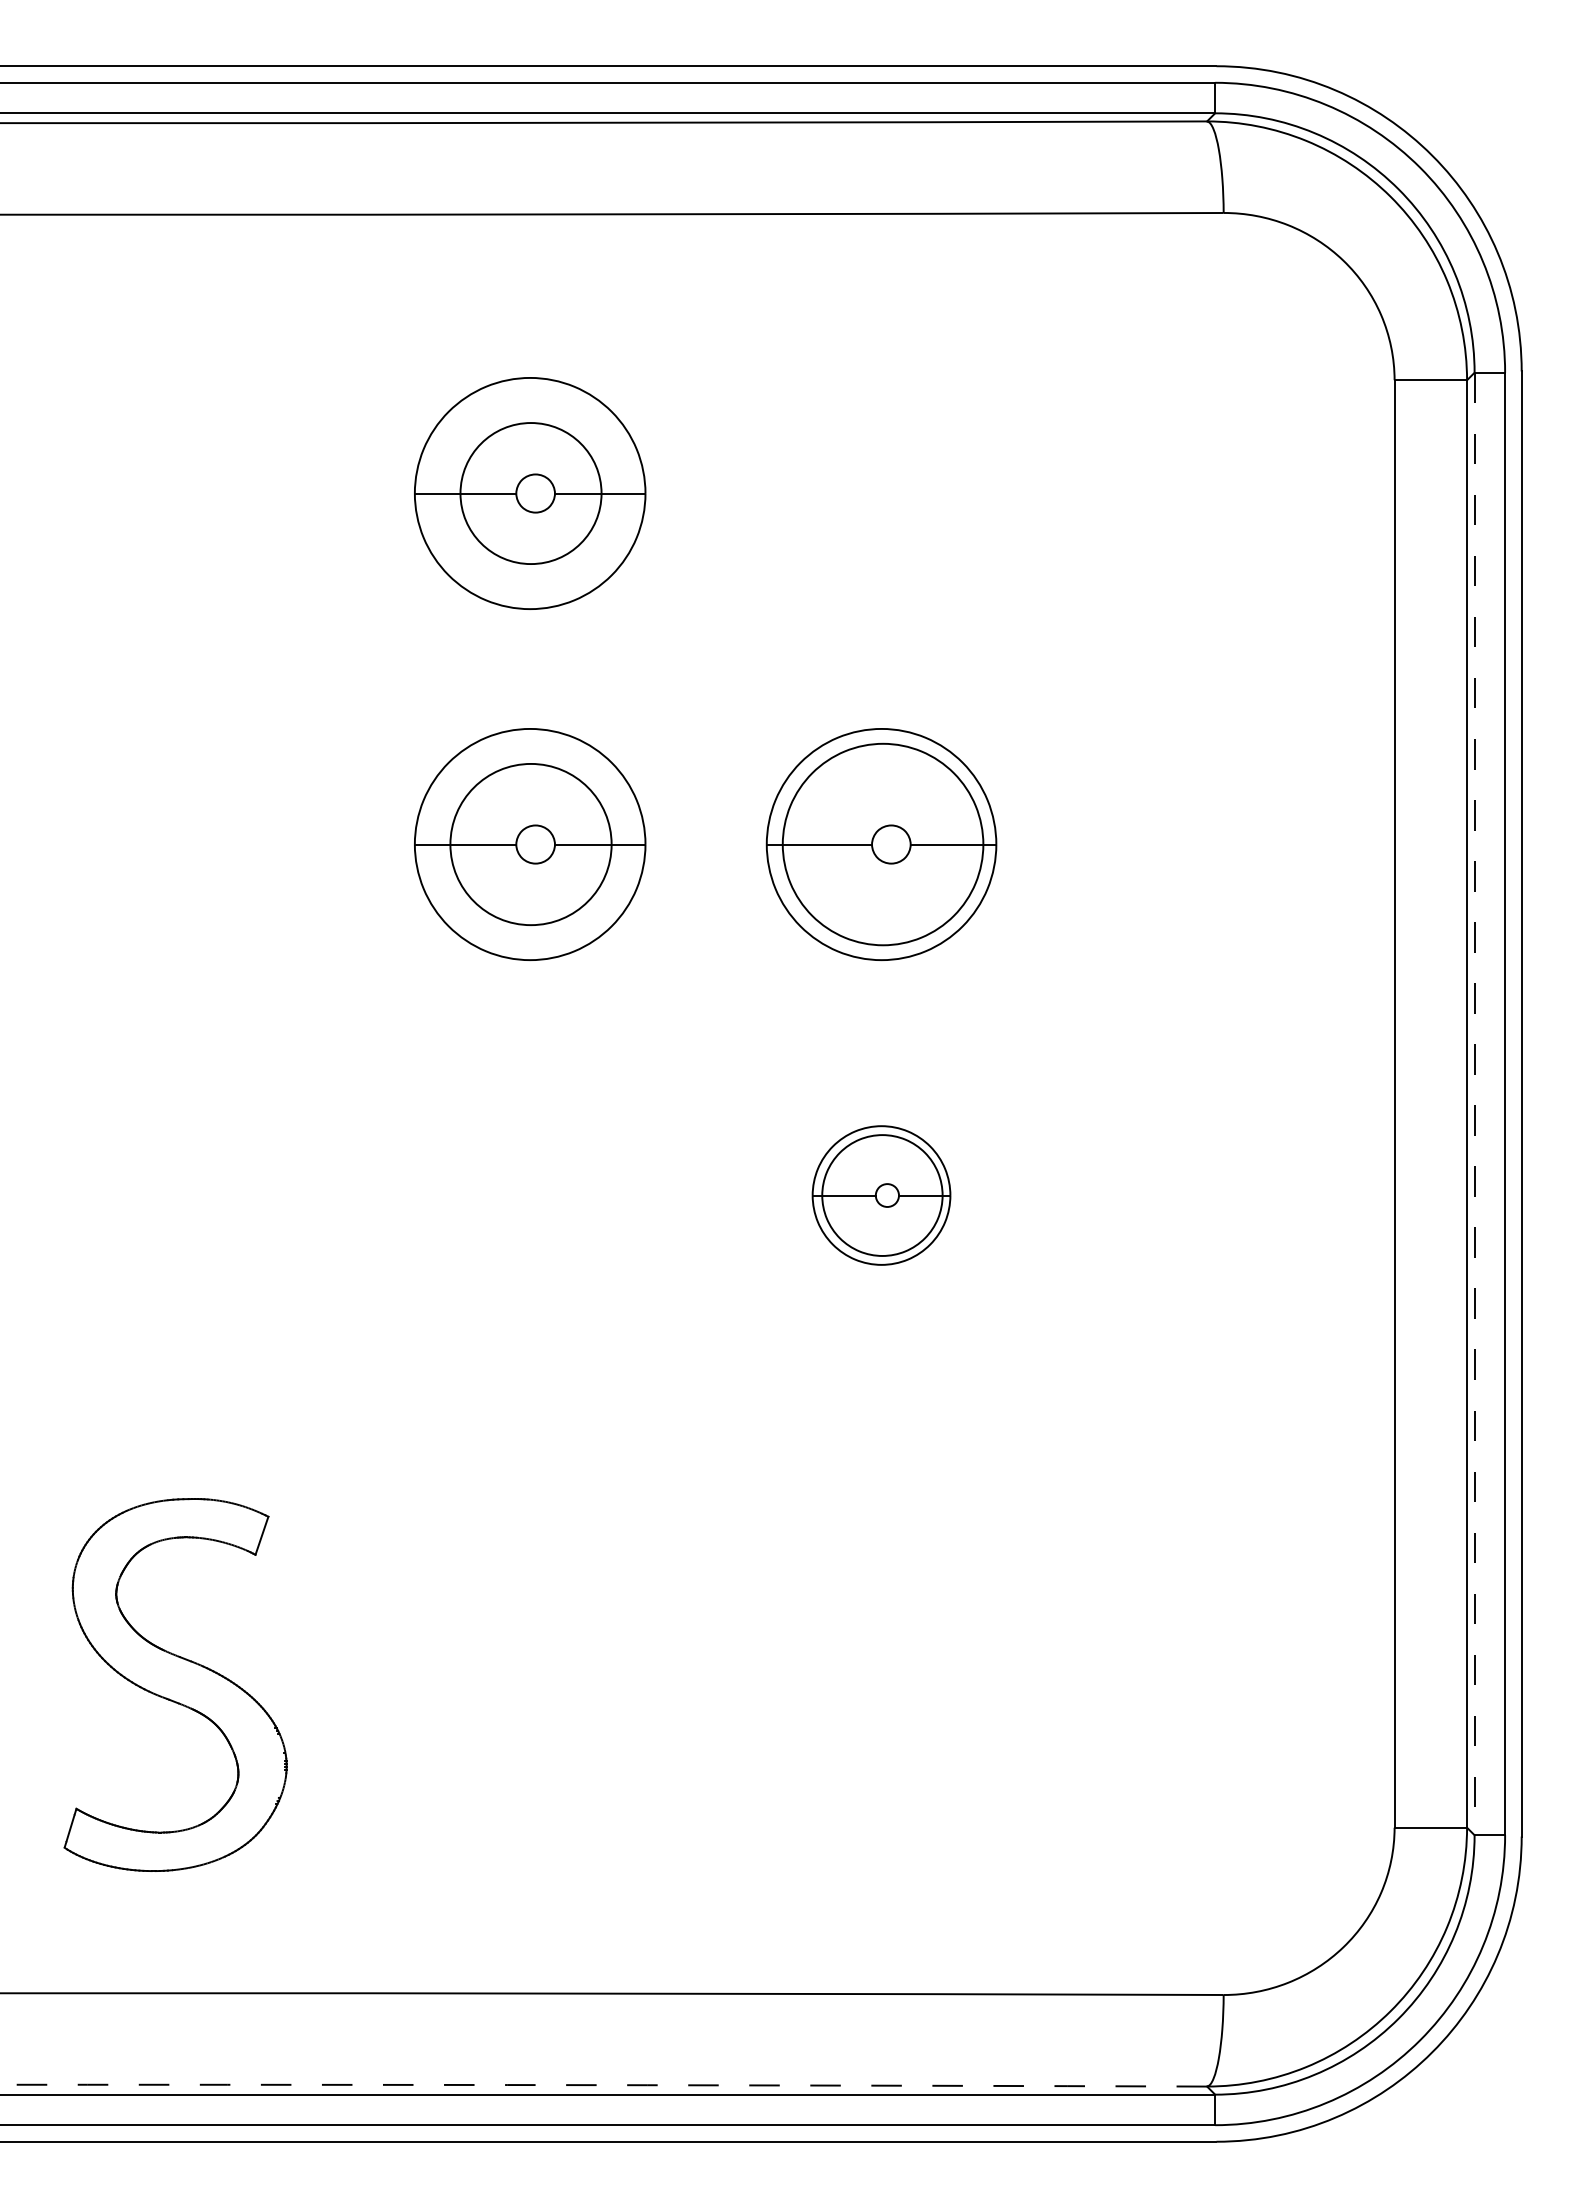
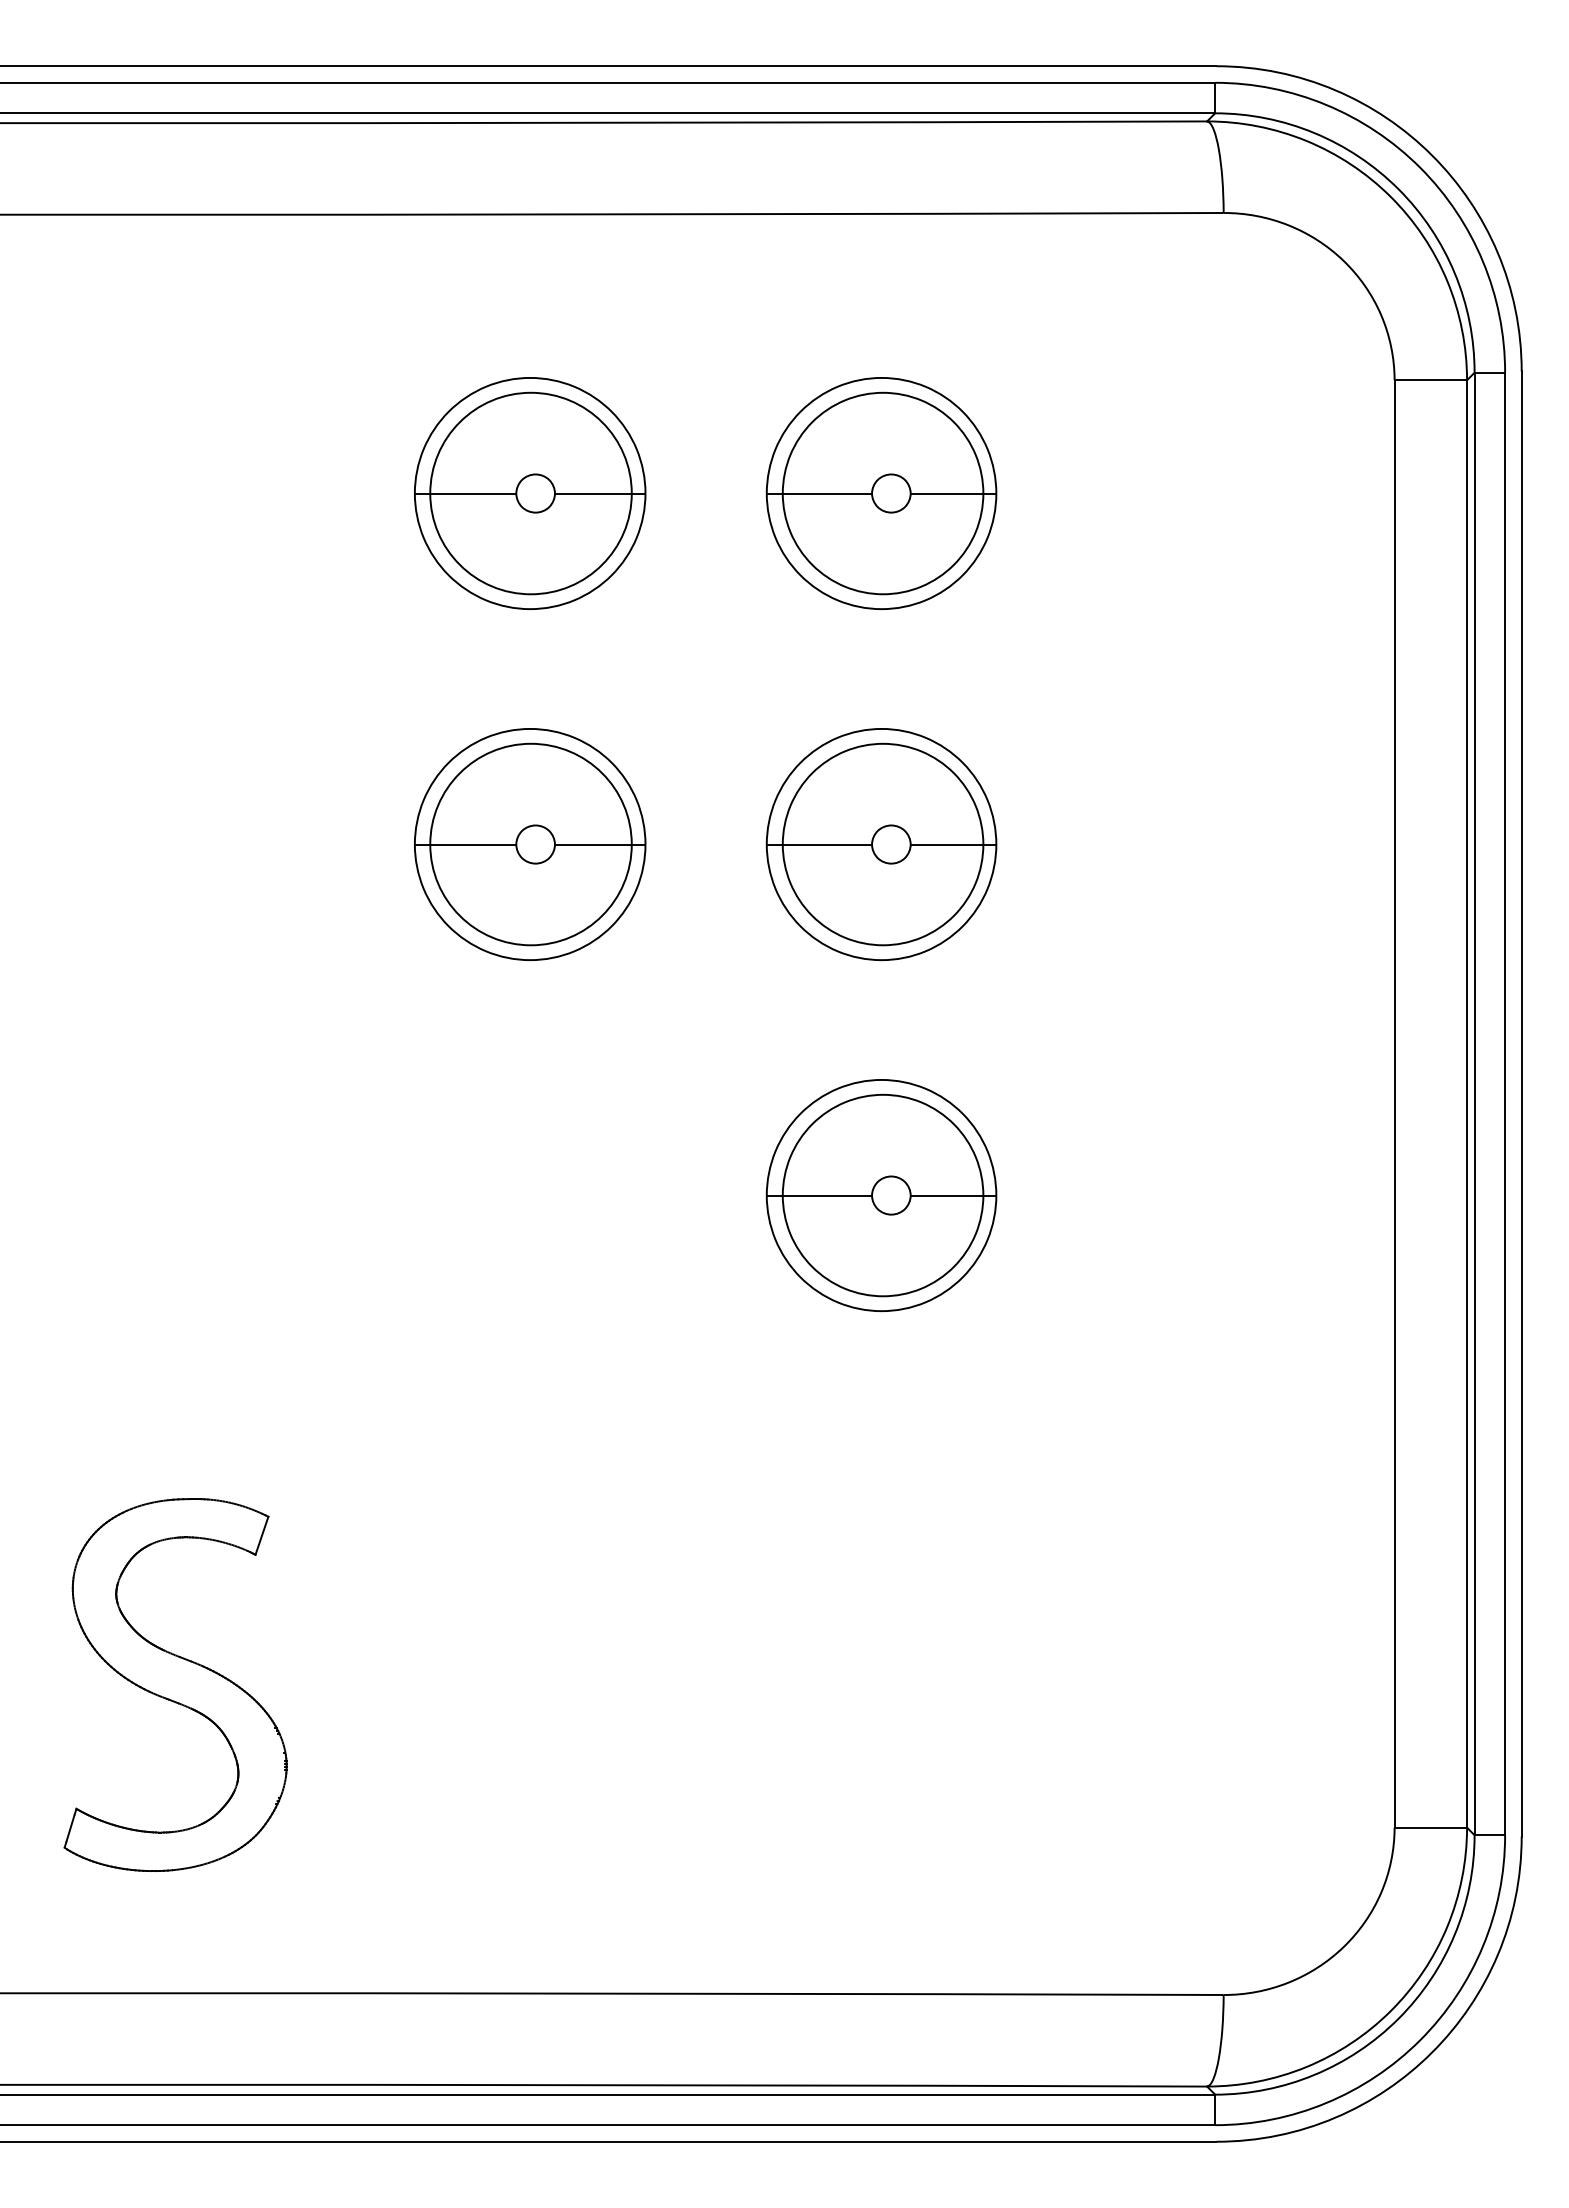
circle diameter: 141 px -> 202 px (530, 493)
part: none -> present (881, 493)
circle diameter: 161 px -> 202 px (530, 844)
line: dashed -> solid (1474, 1104)
part size: 141x141 px -> 233x233 px (881, 1195)
arc: dashed -> solid (603, 2085)
